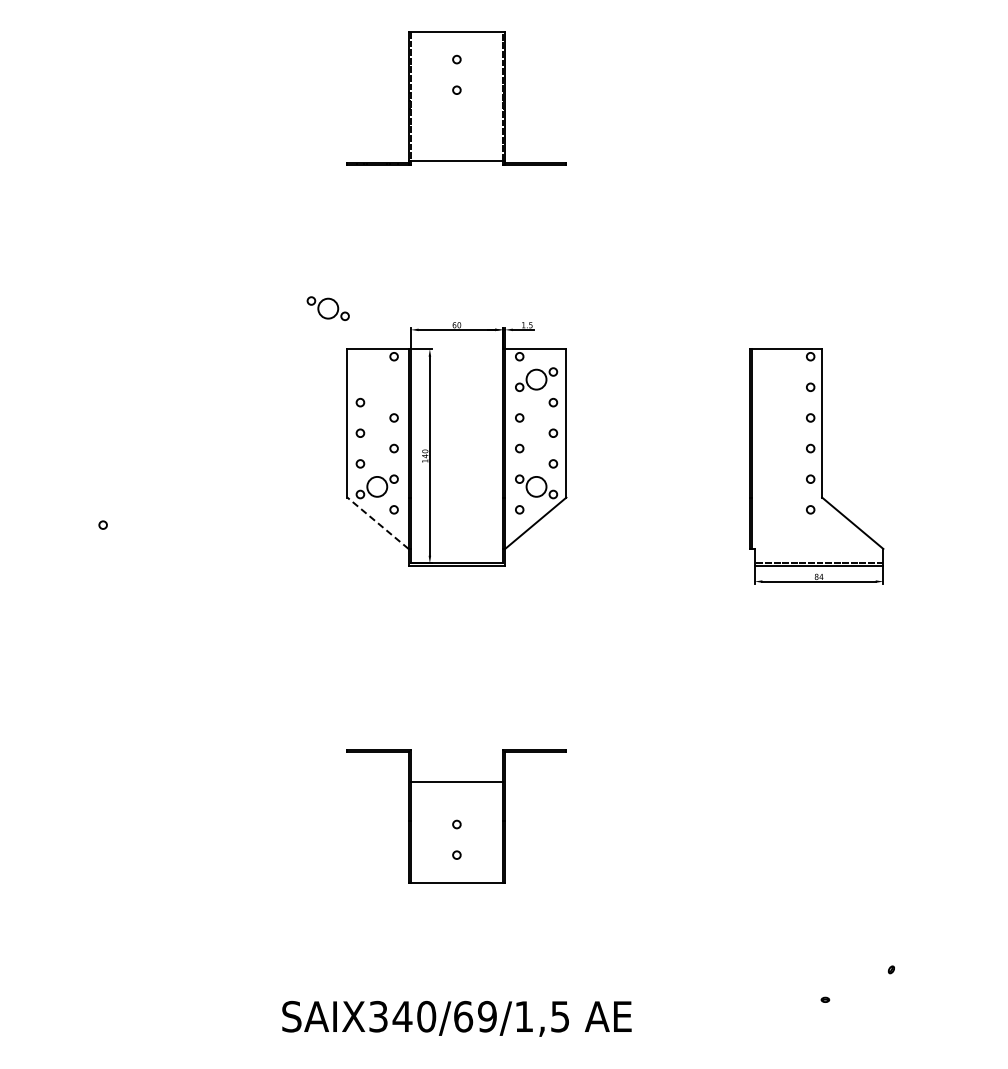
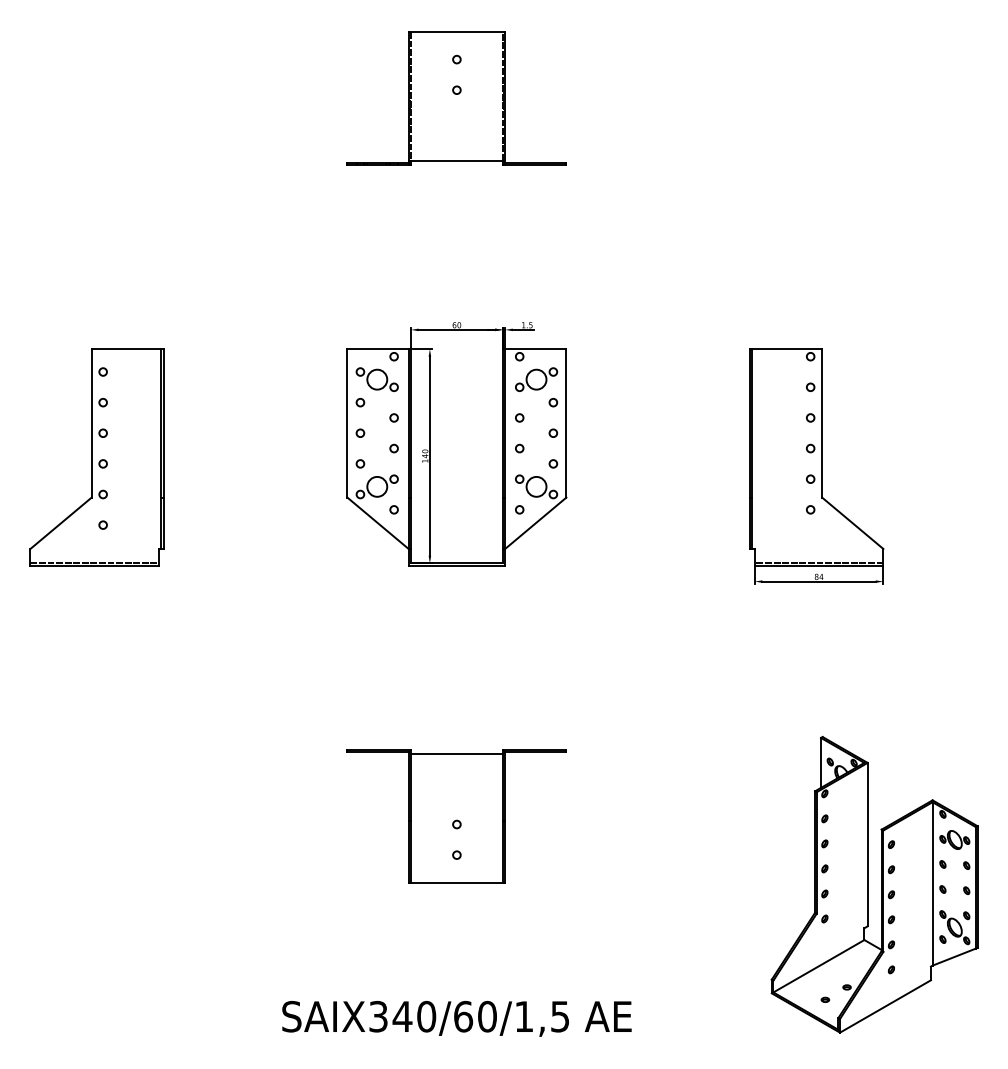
part position: (327, 308) -> (376, 379) (376, 379)
part: none -> present (96, 457)
line: dashed -> solid (378, 523)
line position: (456, 782) -> (456, 754) (456, 754)
part: none -> present (874, 884)
text: SAIX340/69/1,5 -> SAIX340/60/1,5 (487, 1016)
